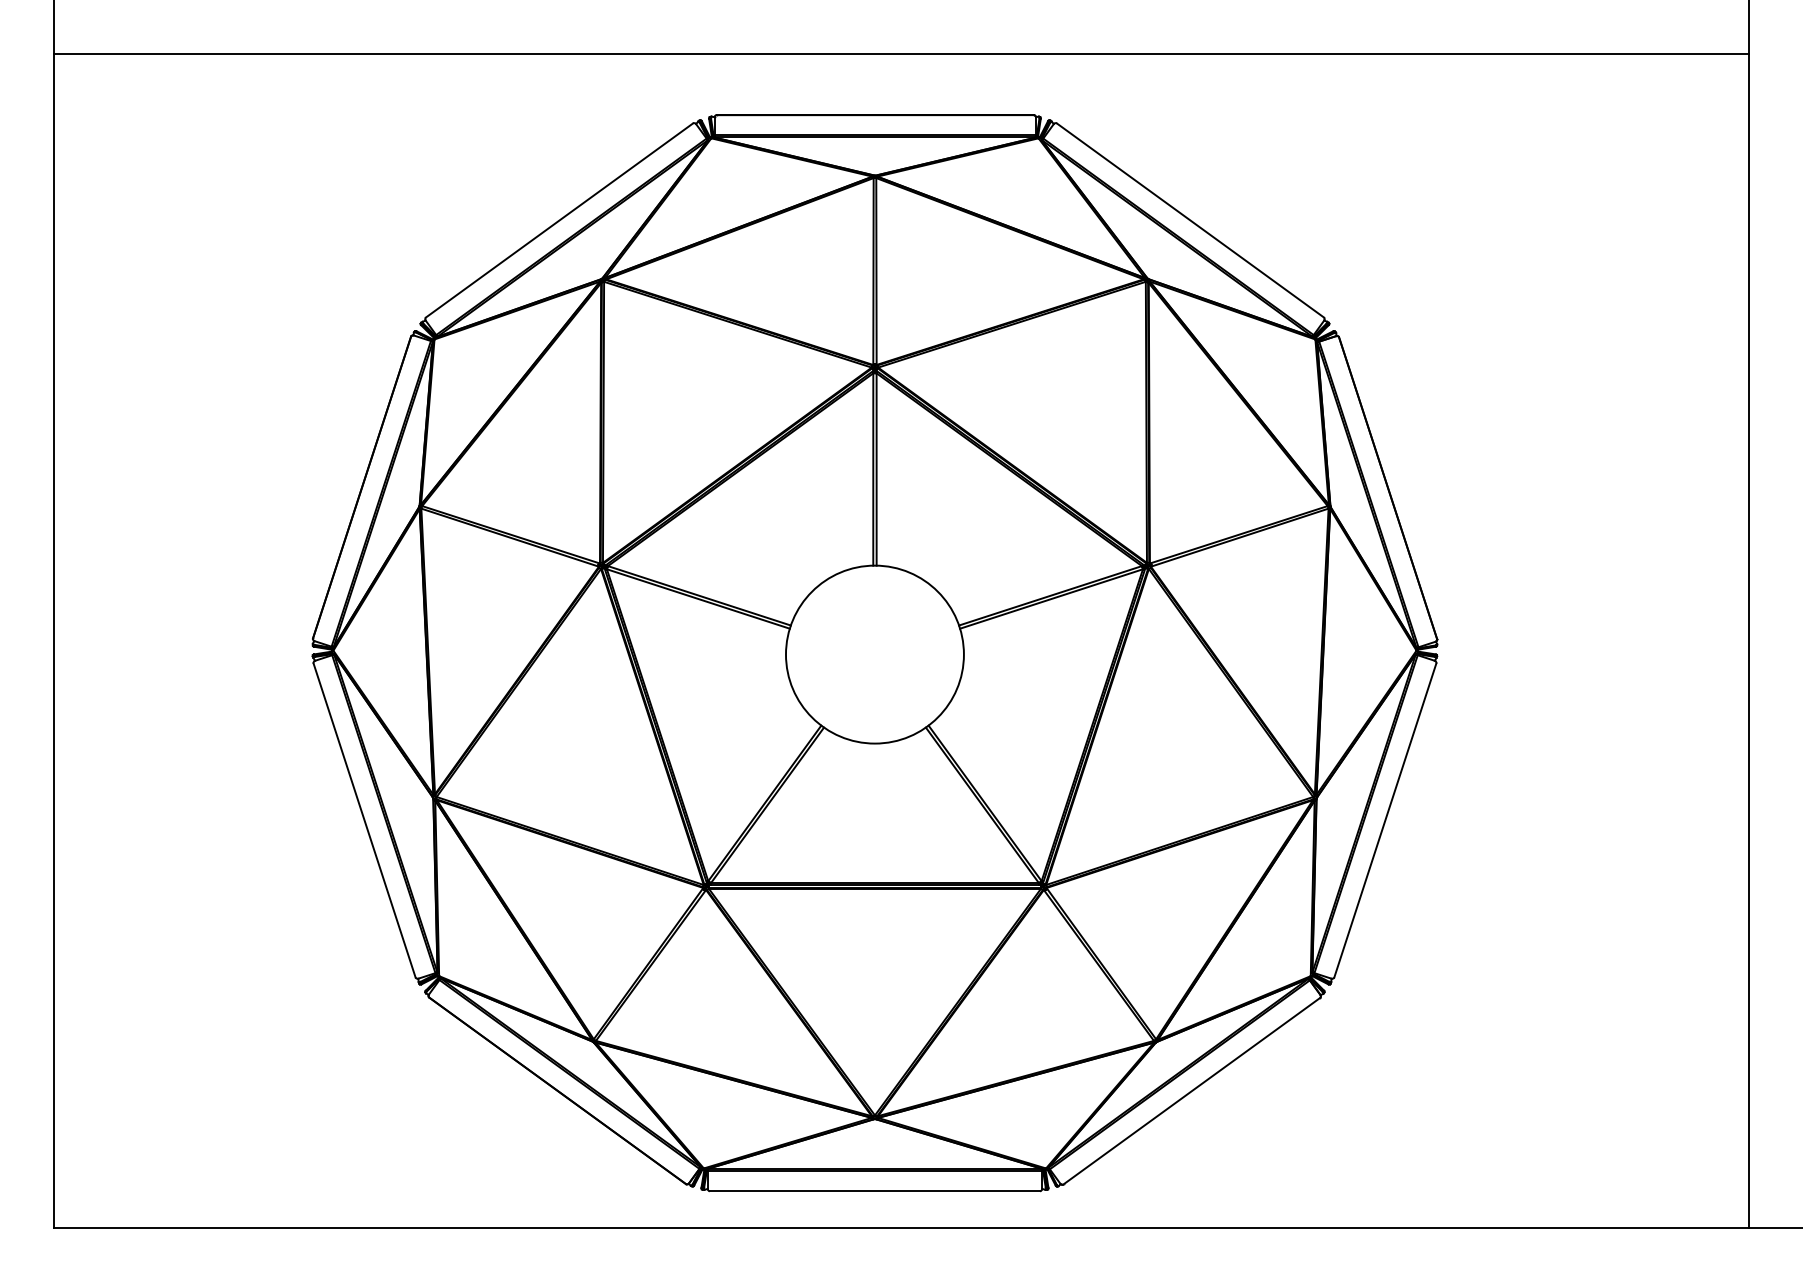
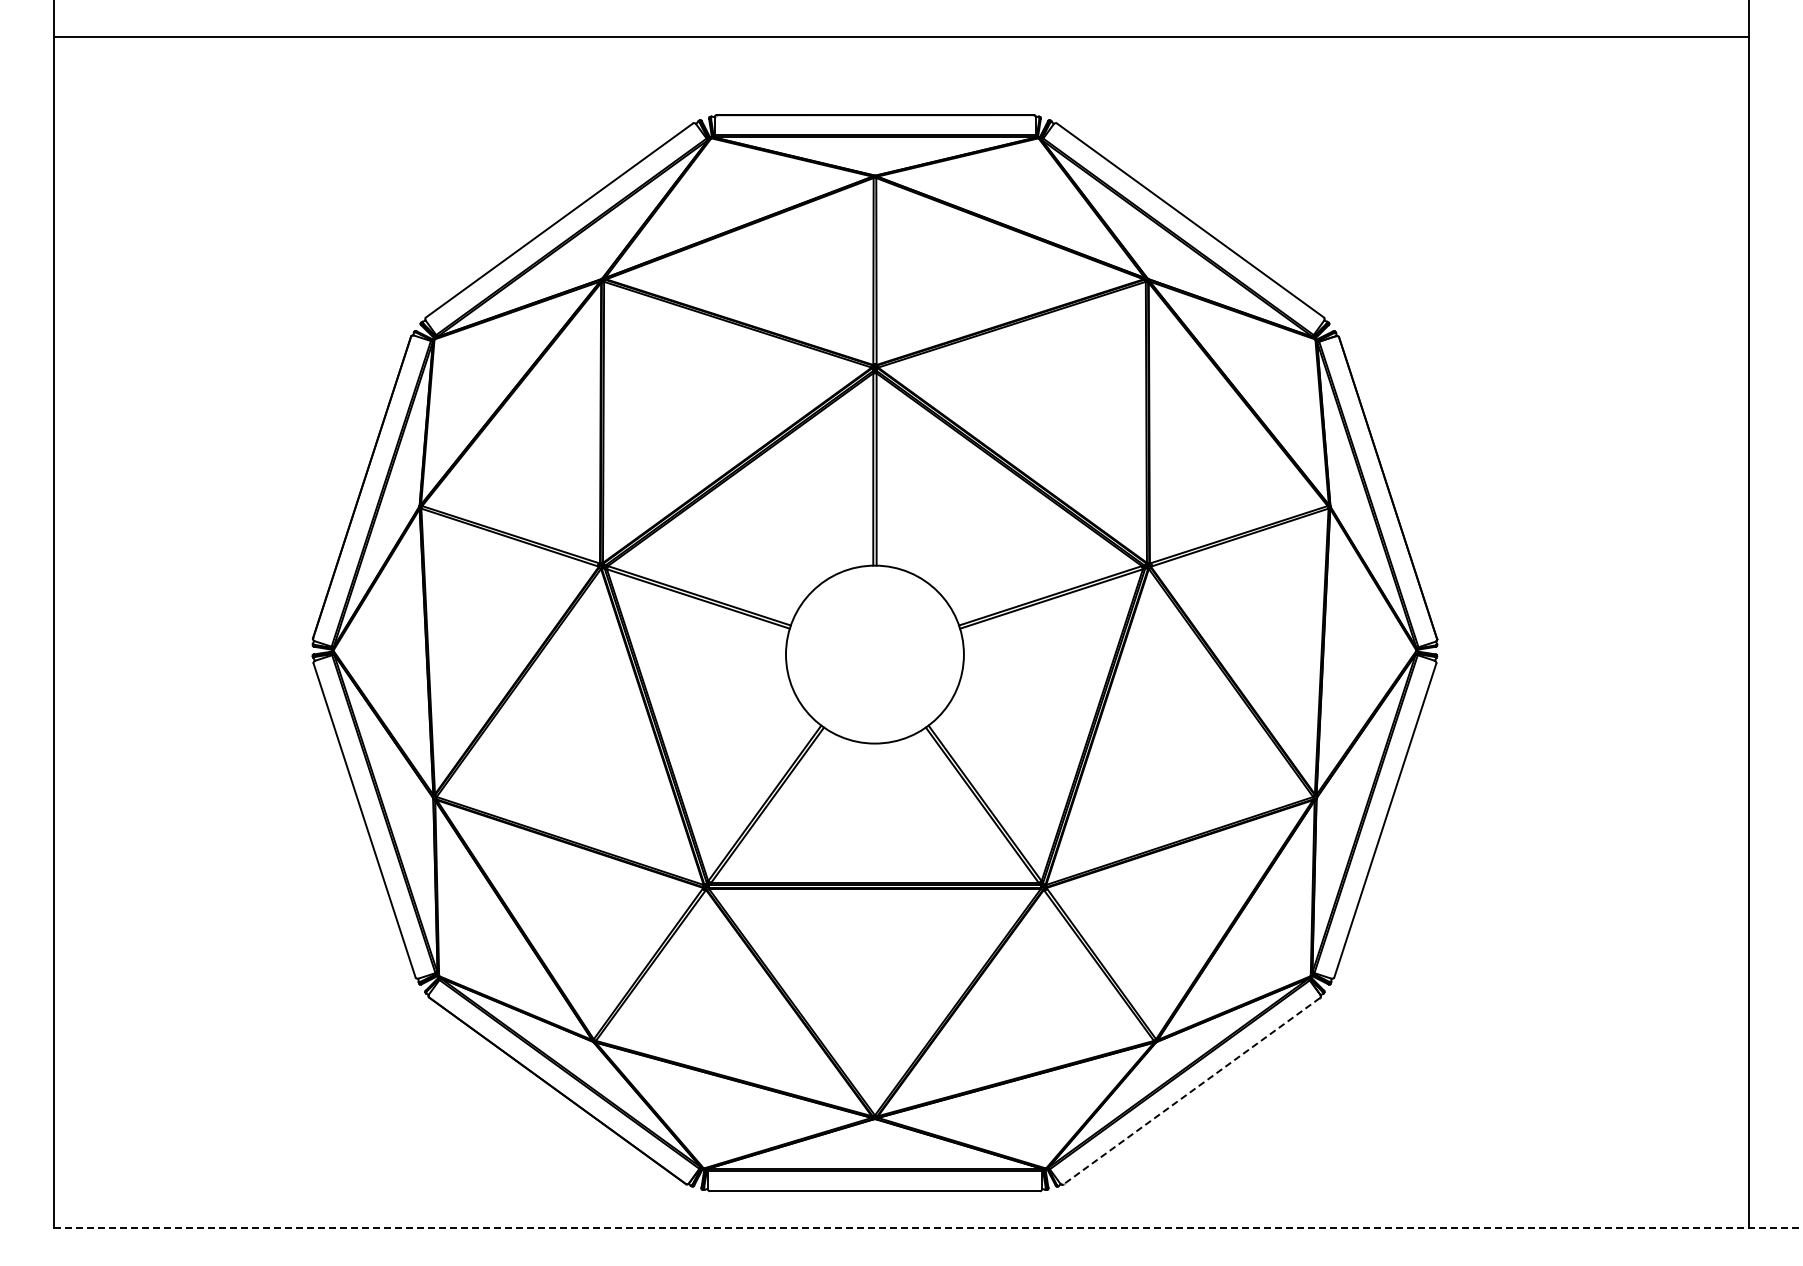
line position: (901, 54) -> (901, 37) (901, 37)
line: solid -> dashed (1191, 1091)
line: solid -> dashed (928, 1228)
